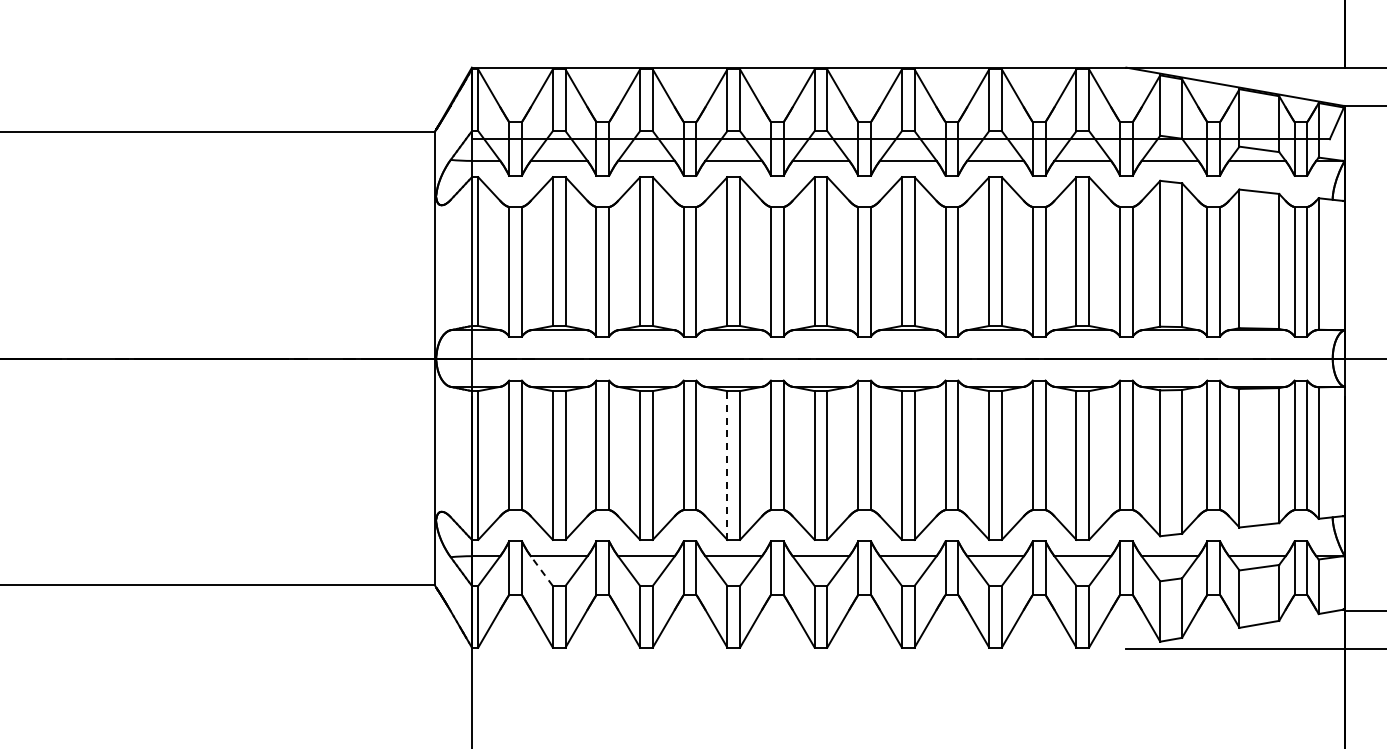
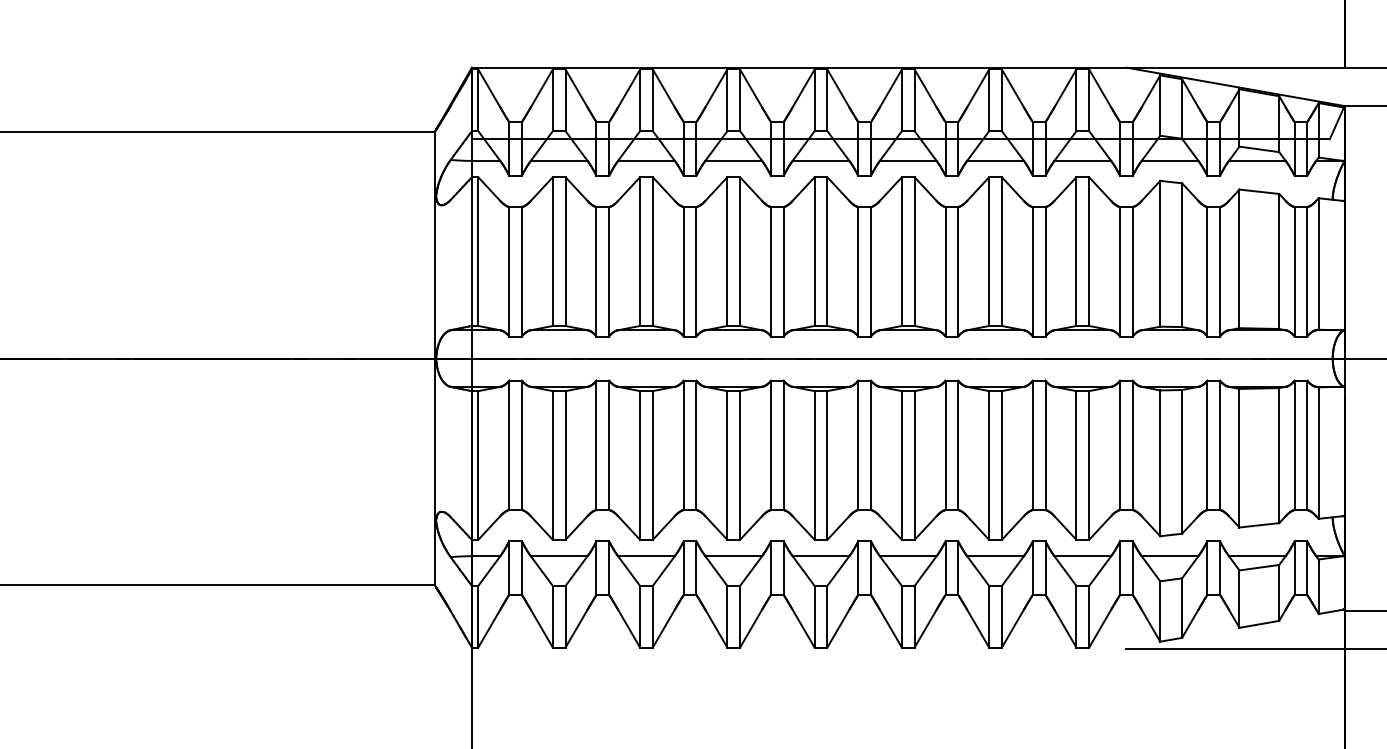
line: dashed -> solid (727, 465)
line: dashed -> solid (541, 571)
